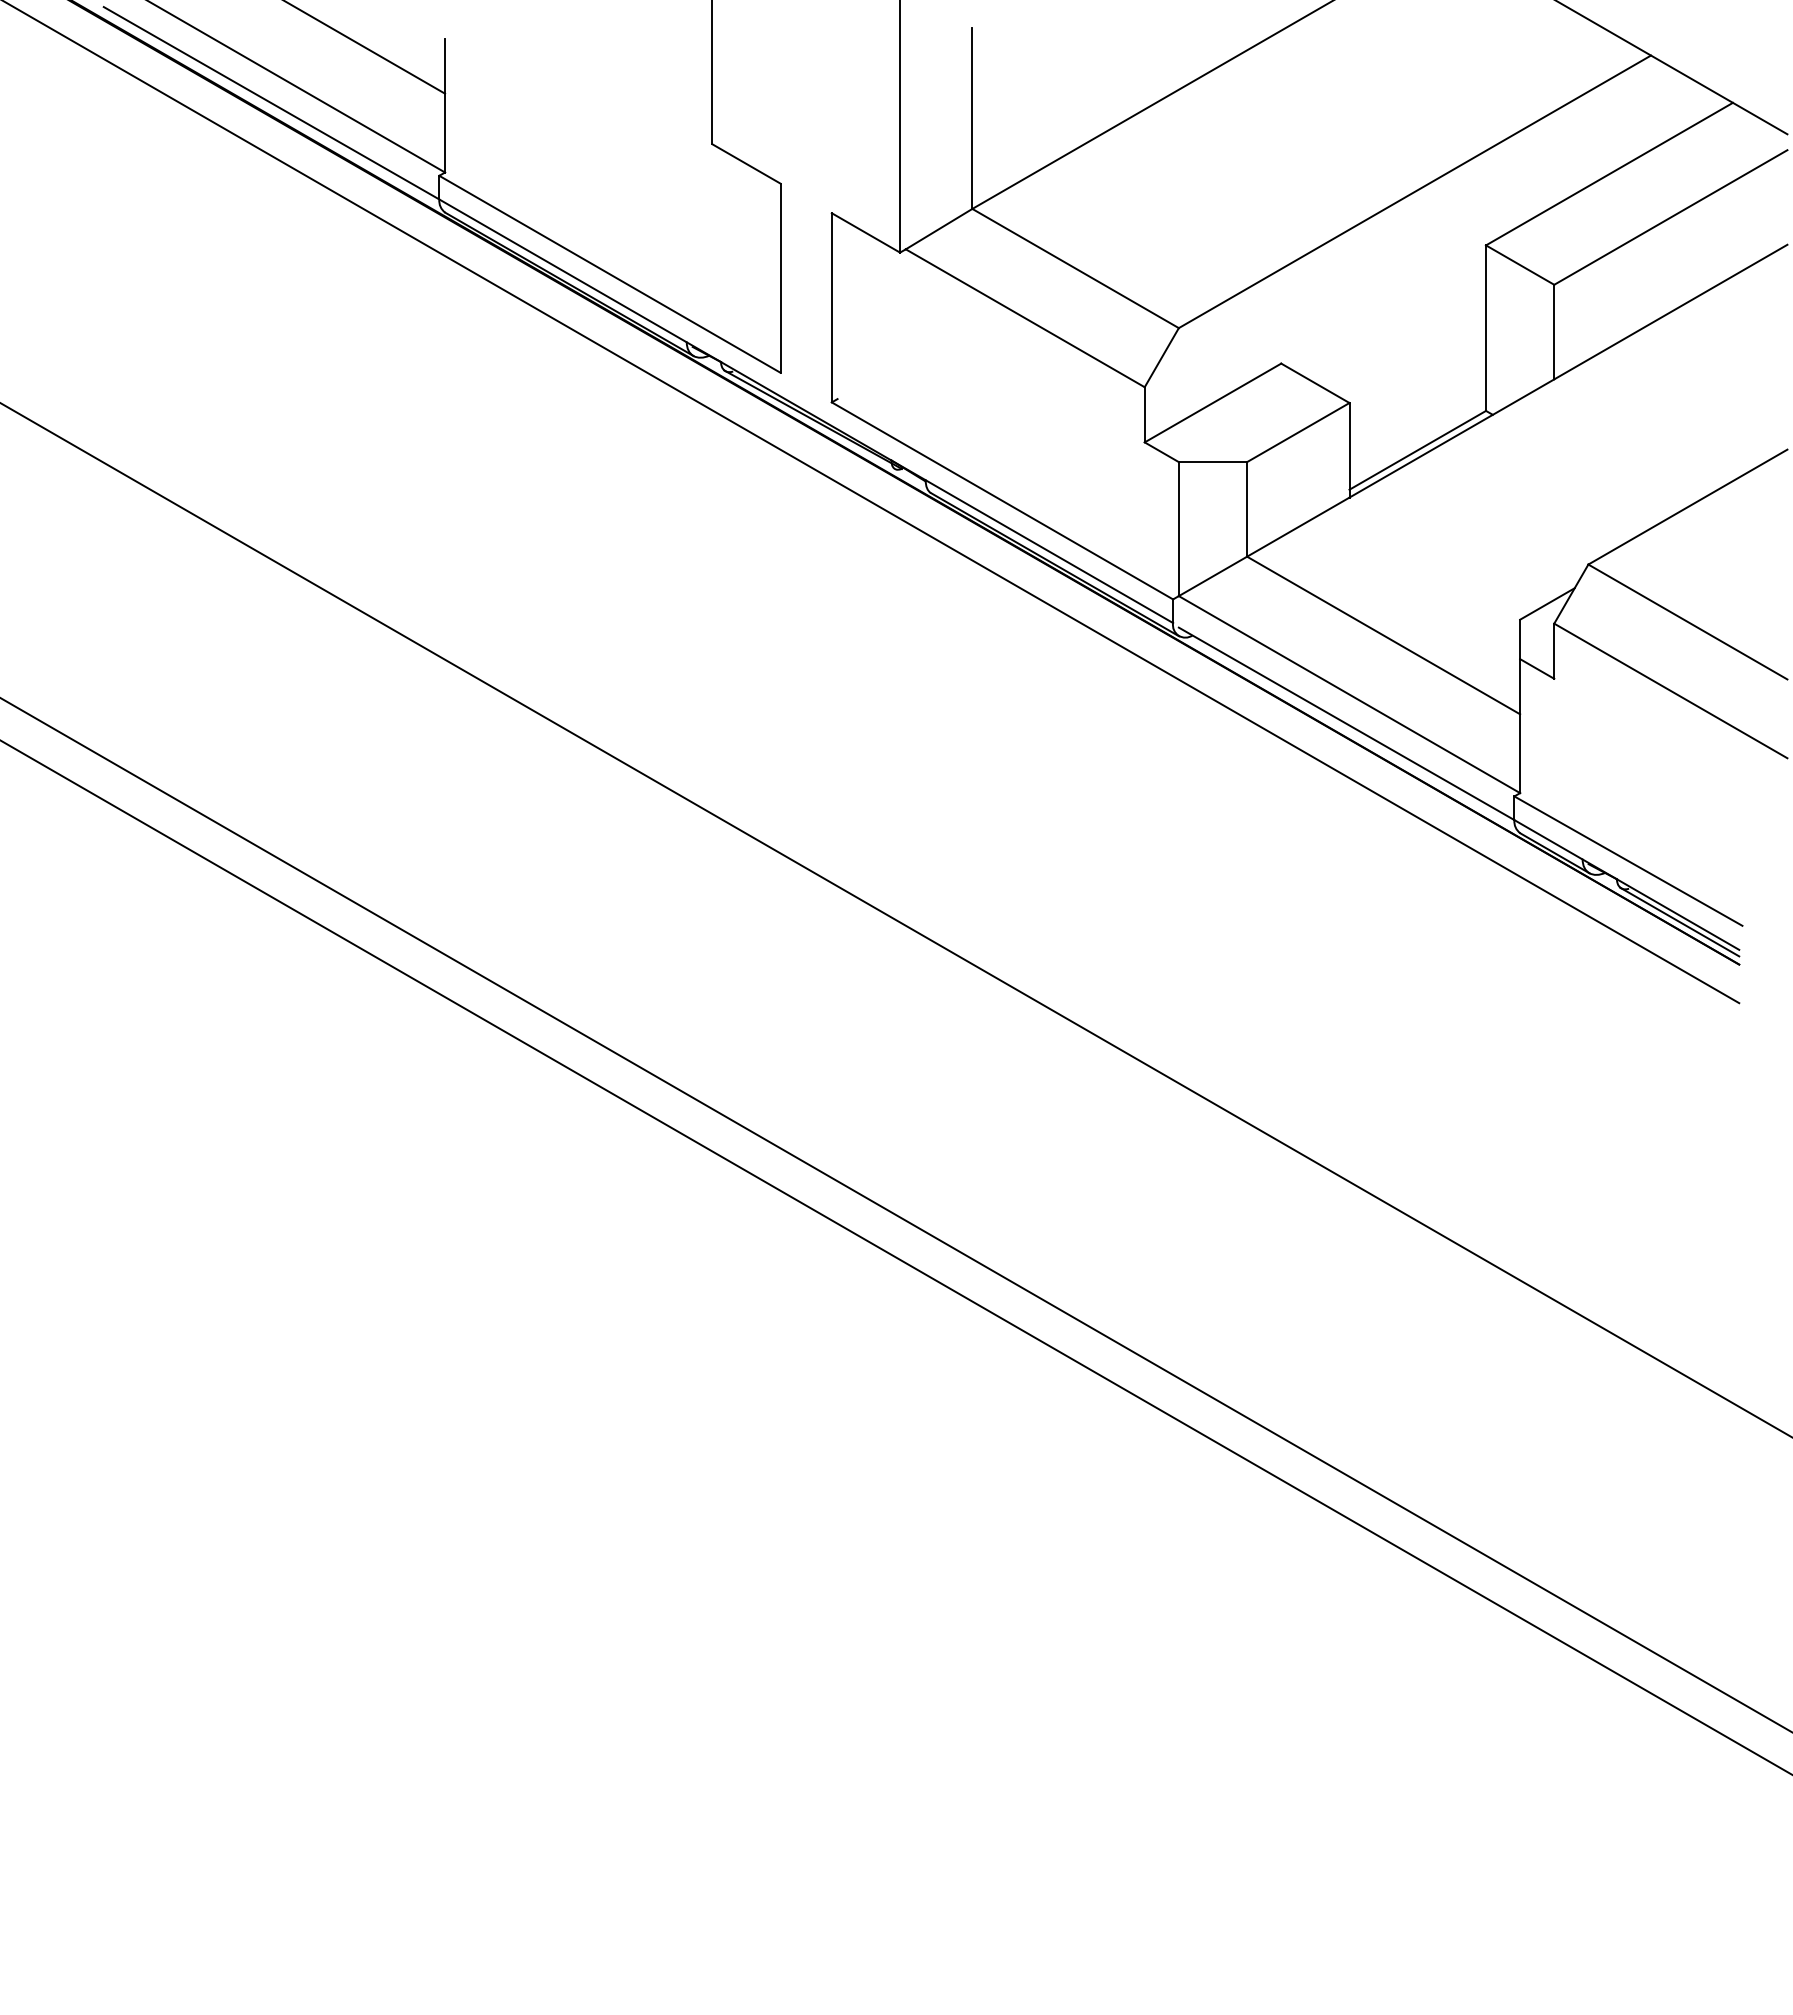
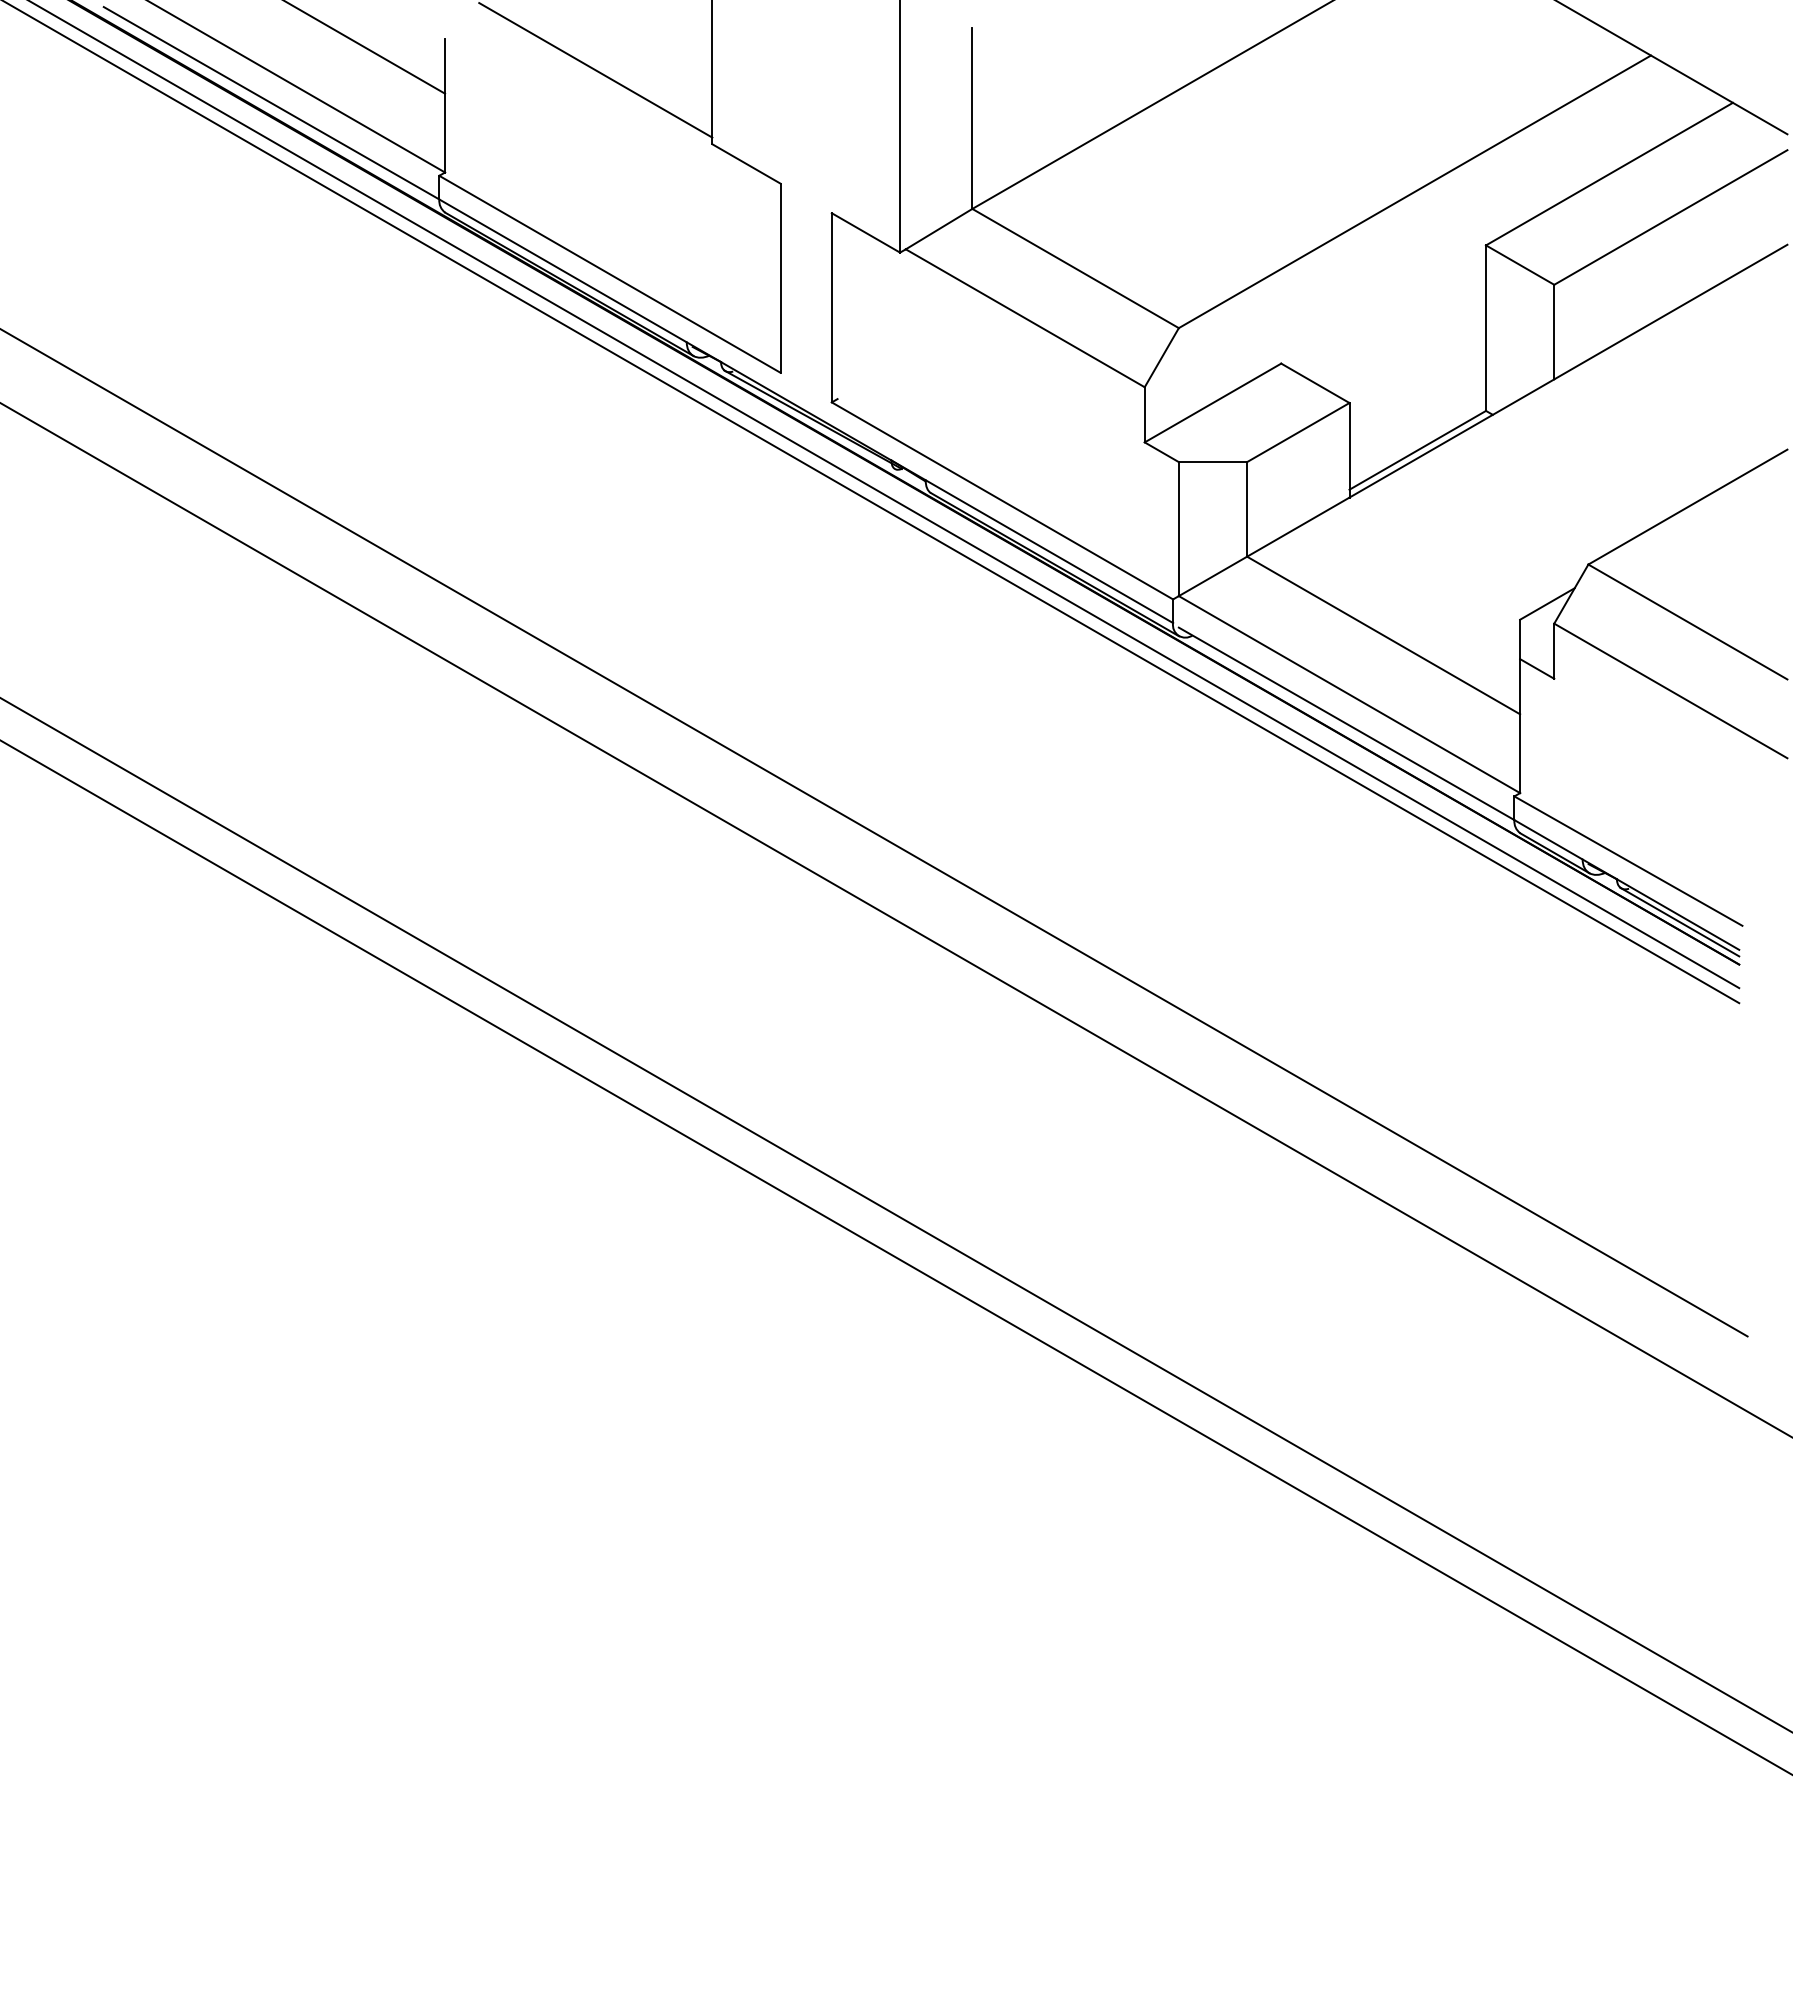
line: none -> present (595, 70)
line: none -> present (885, 495)
line: none -> present (874, 833)
